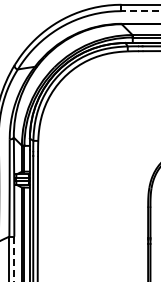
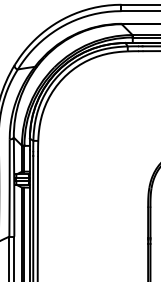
line: dashed -> solid (140, 11)
line: dashed -> solid (14, 259)
